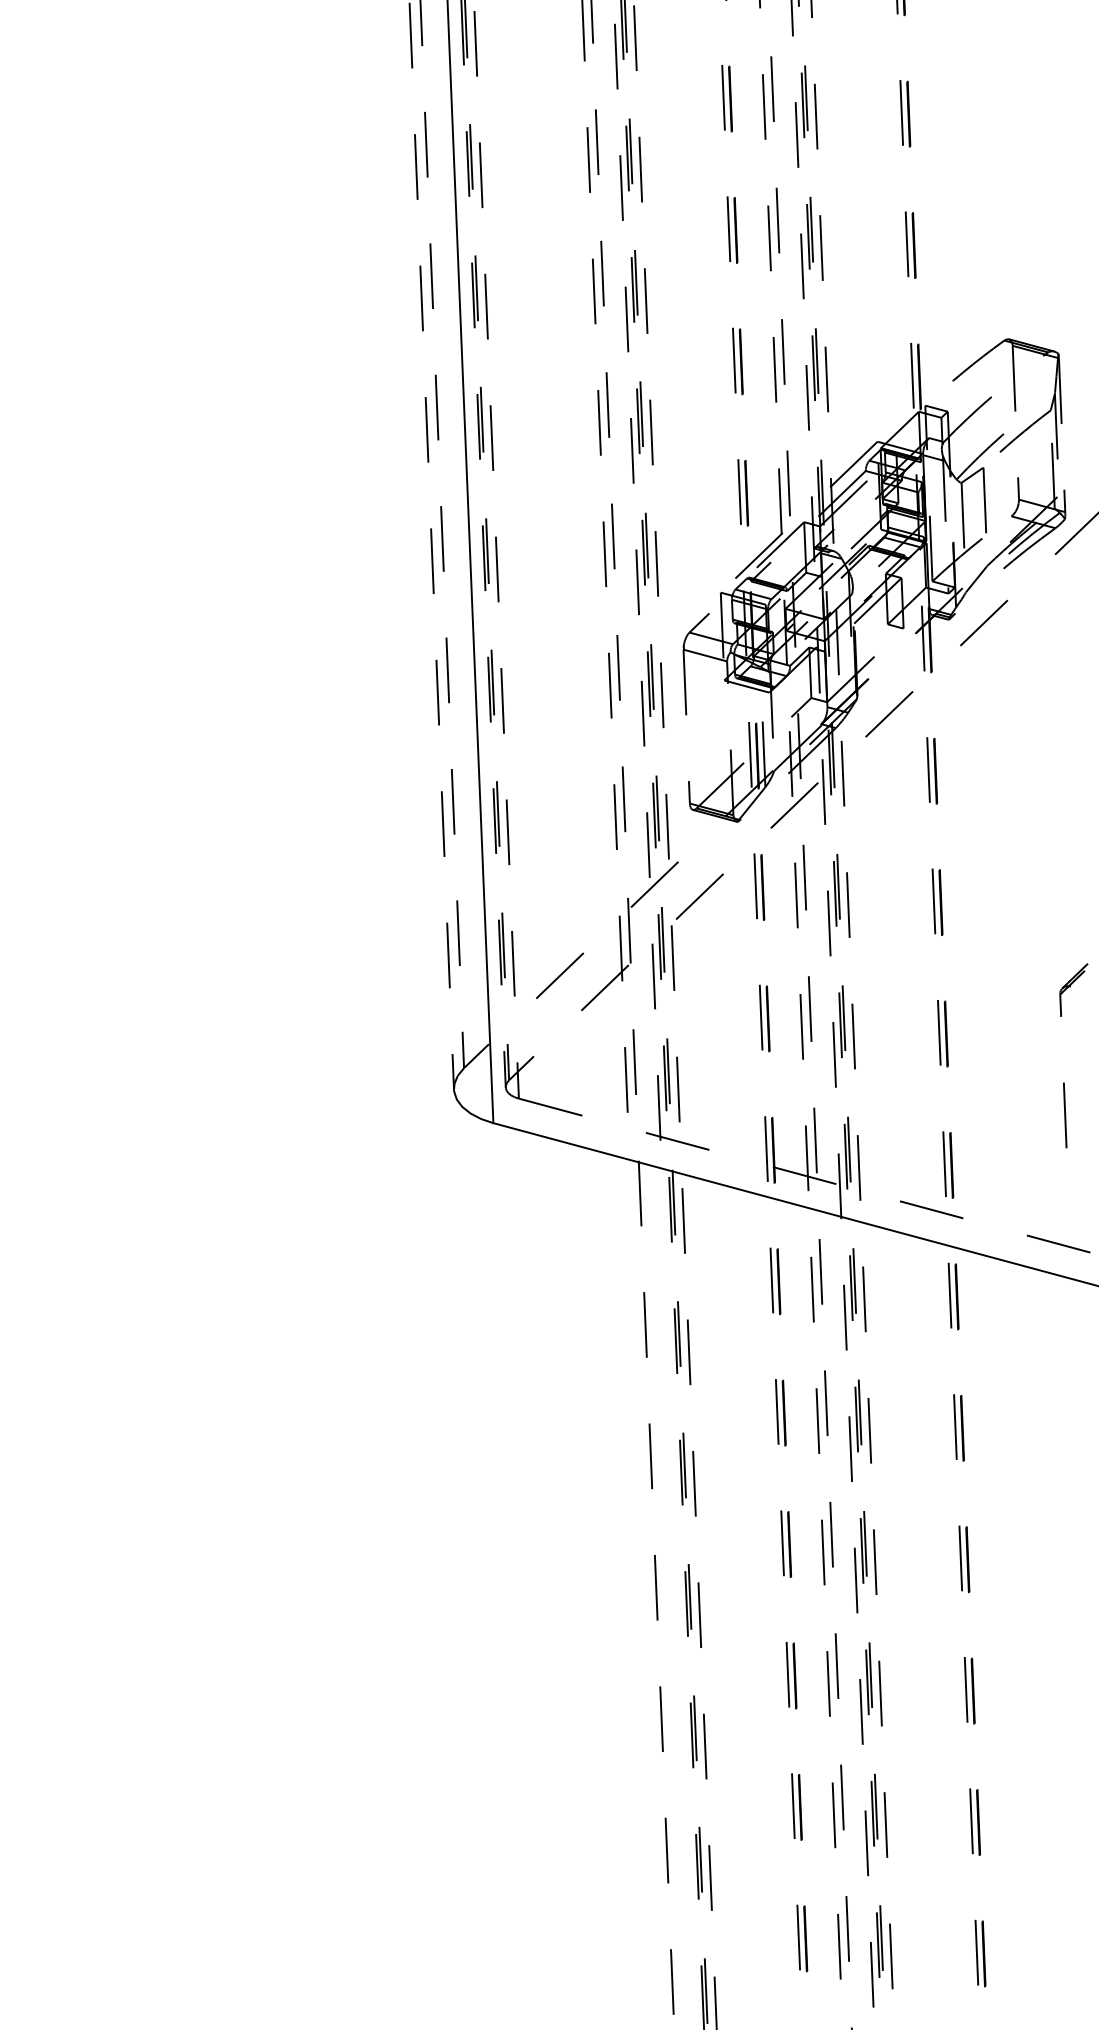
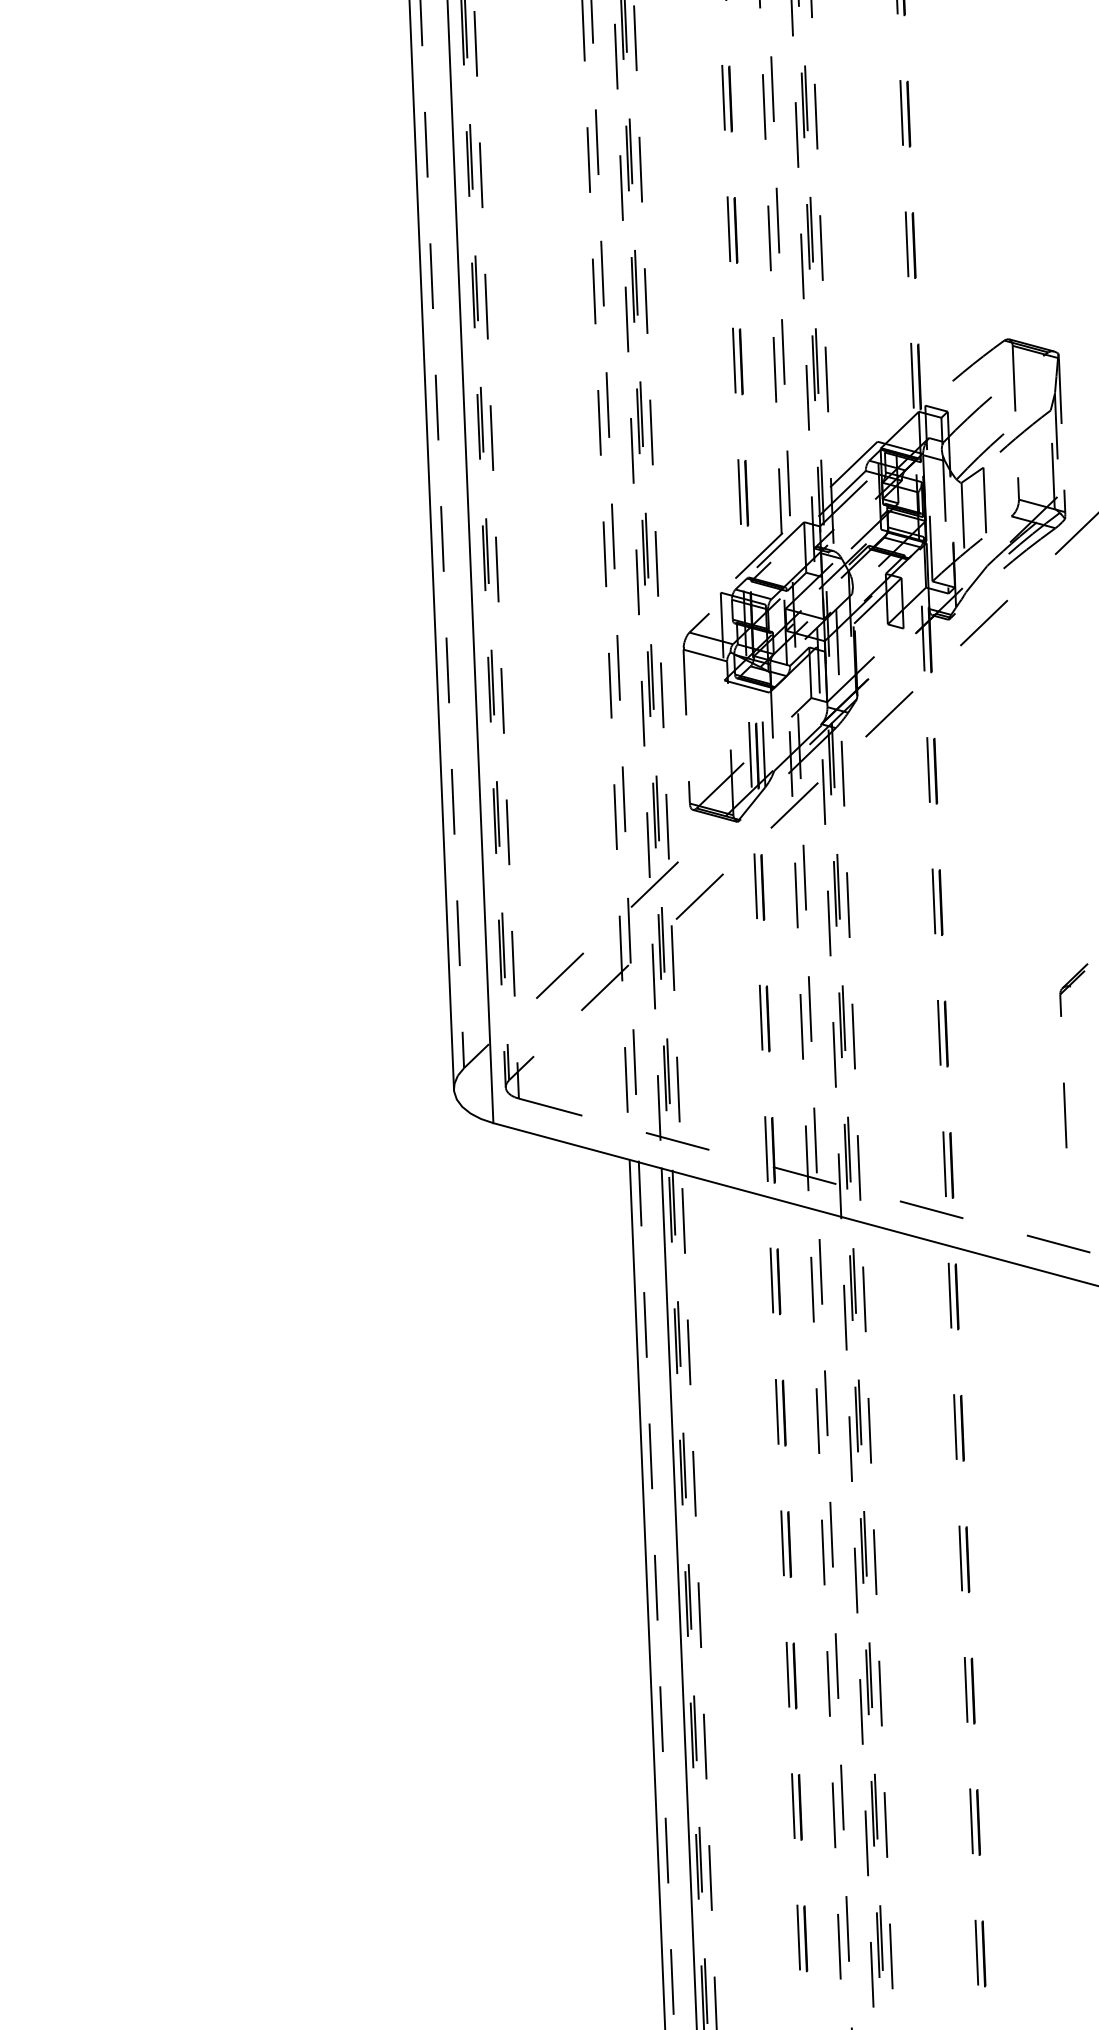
line: dashed -> solid (431, 545)
line: none -> present (647, 1592)
line: none -> present (678, 1597)
